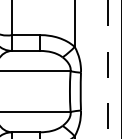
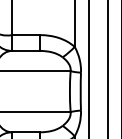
line: none -> present (89, 68)
line: dashed -> solid (107, 69)
